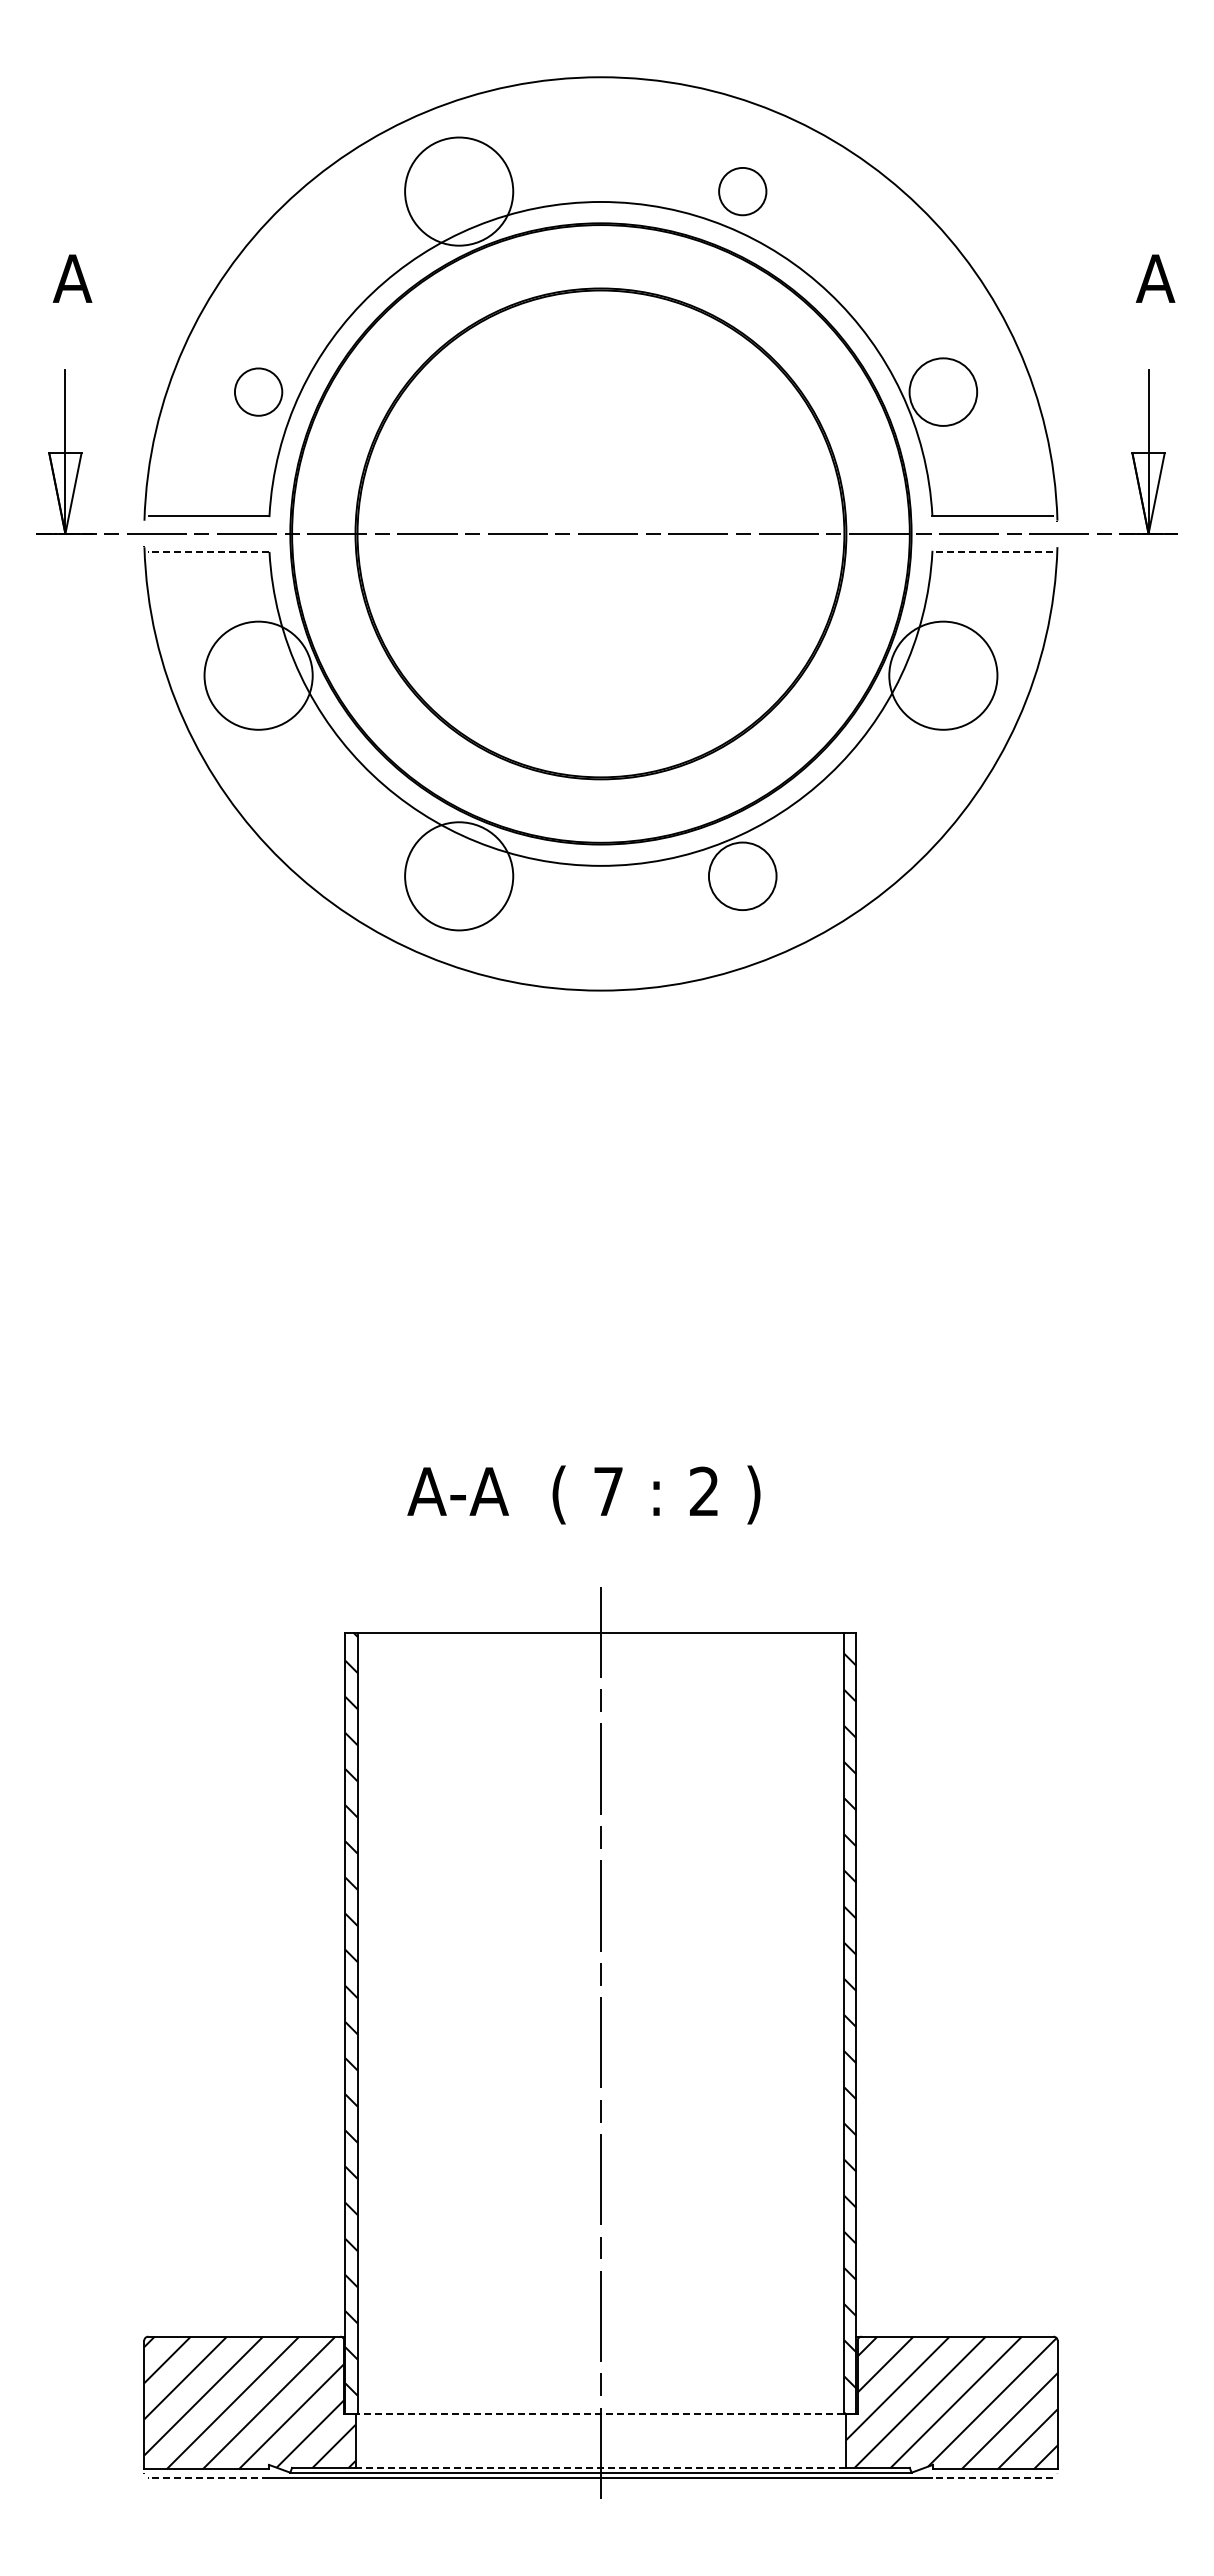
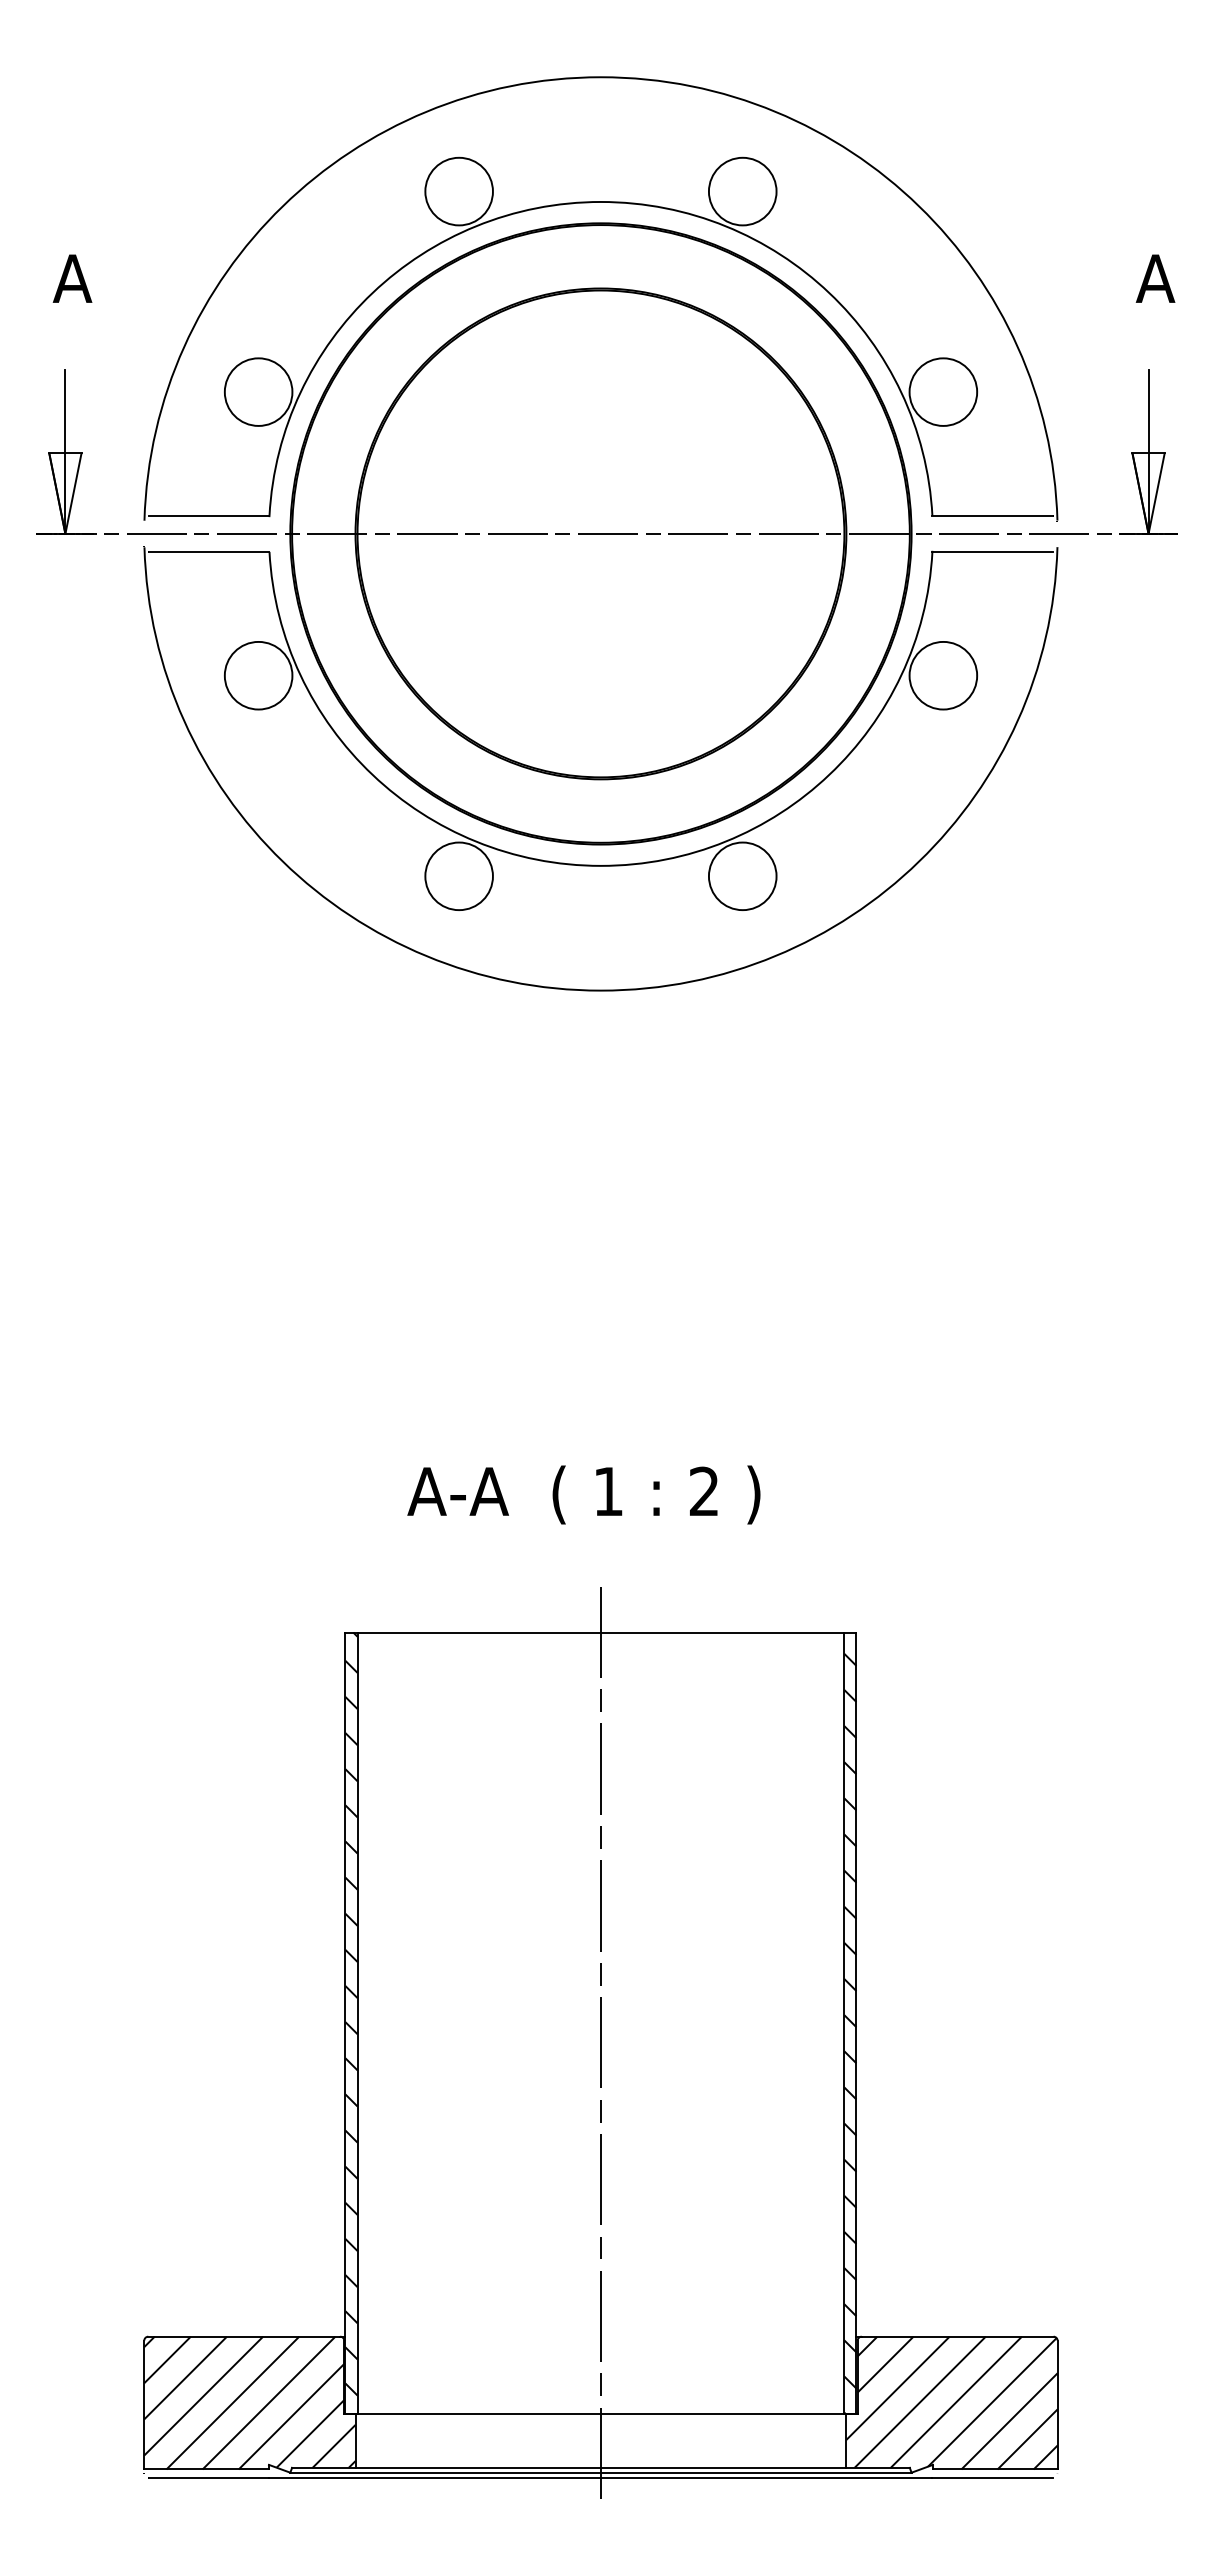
circle diameter: 108 px -> 68 px (458, 191)
circle diameter: 47 px -> 68 px (742, 191)
circle diameter: 47 px -> 68 px (258, 391)
line: dashed -> solid (208, 551)
line: dashed -> solid (992, 551)
circle diameter: 108 px -> 68 px (258, 675)
circle diameter: 108 px -> 68 px (943, 675)
circle diameter: 108 px -> 68 px (458, 876)
text: 7 -> 1 (608, 1491)
line: dashed -> solid (600, 2413)
line: dashed -> solid (600, 2467)
line: dashed -> solid (208, 2477)
line: dashed -> solid (992, 2477)
